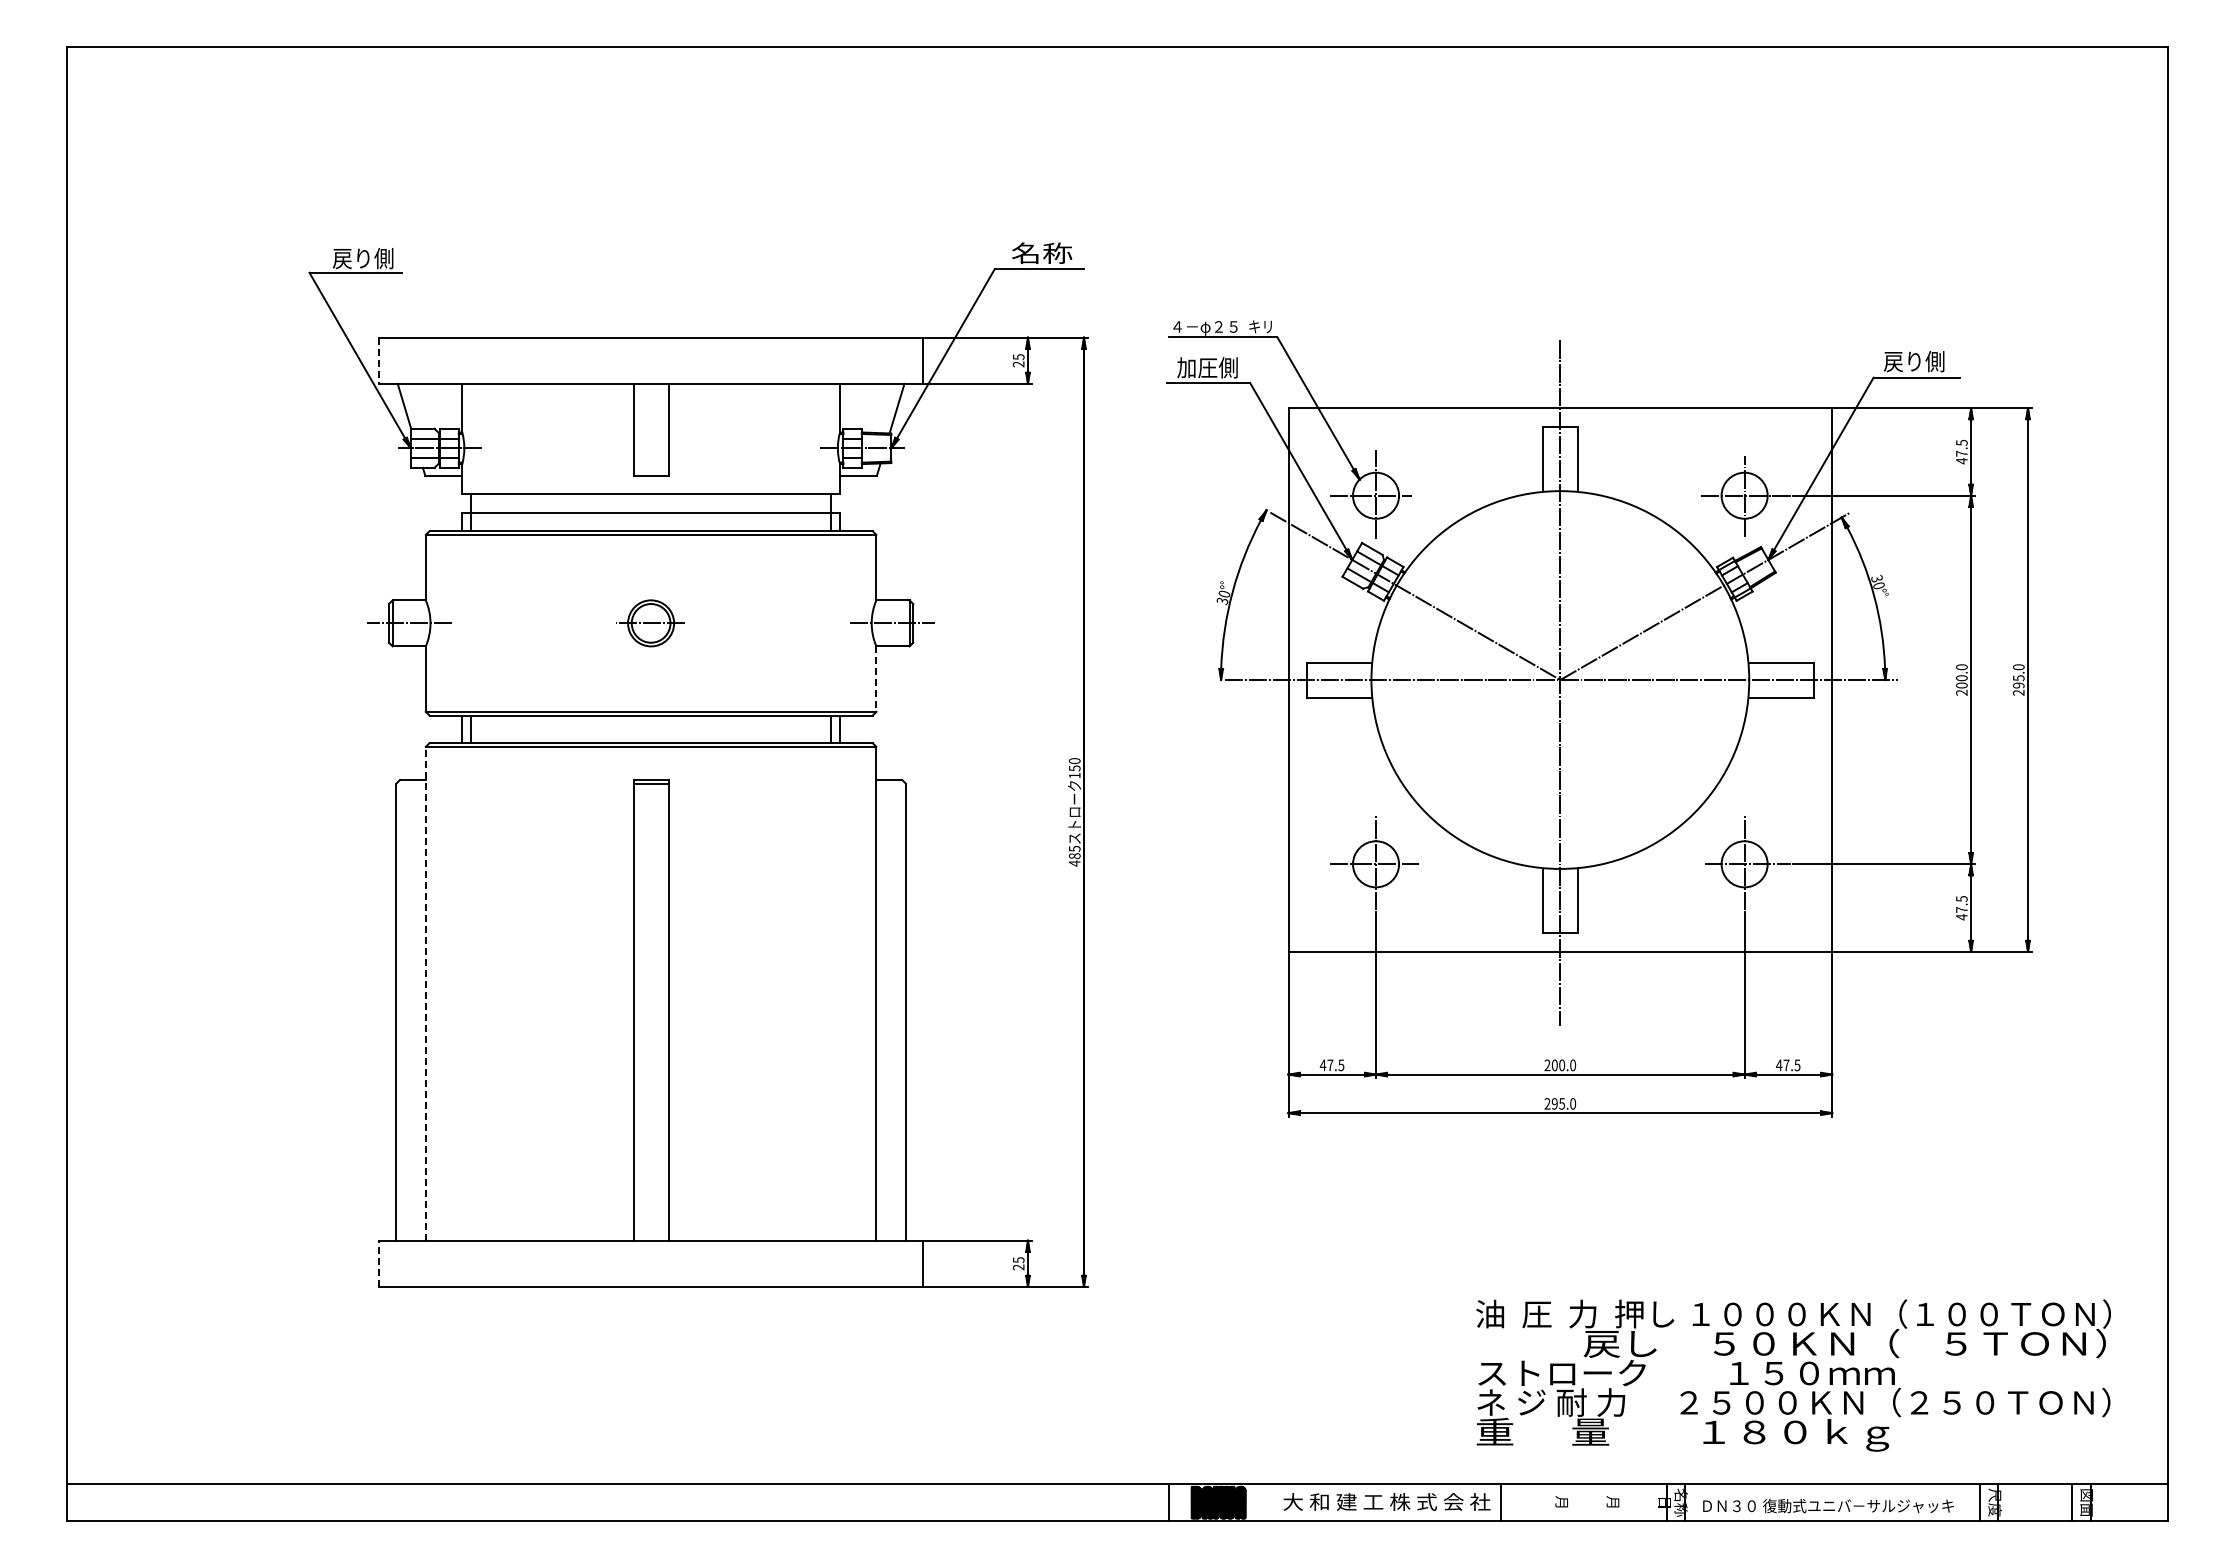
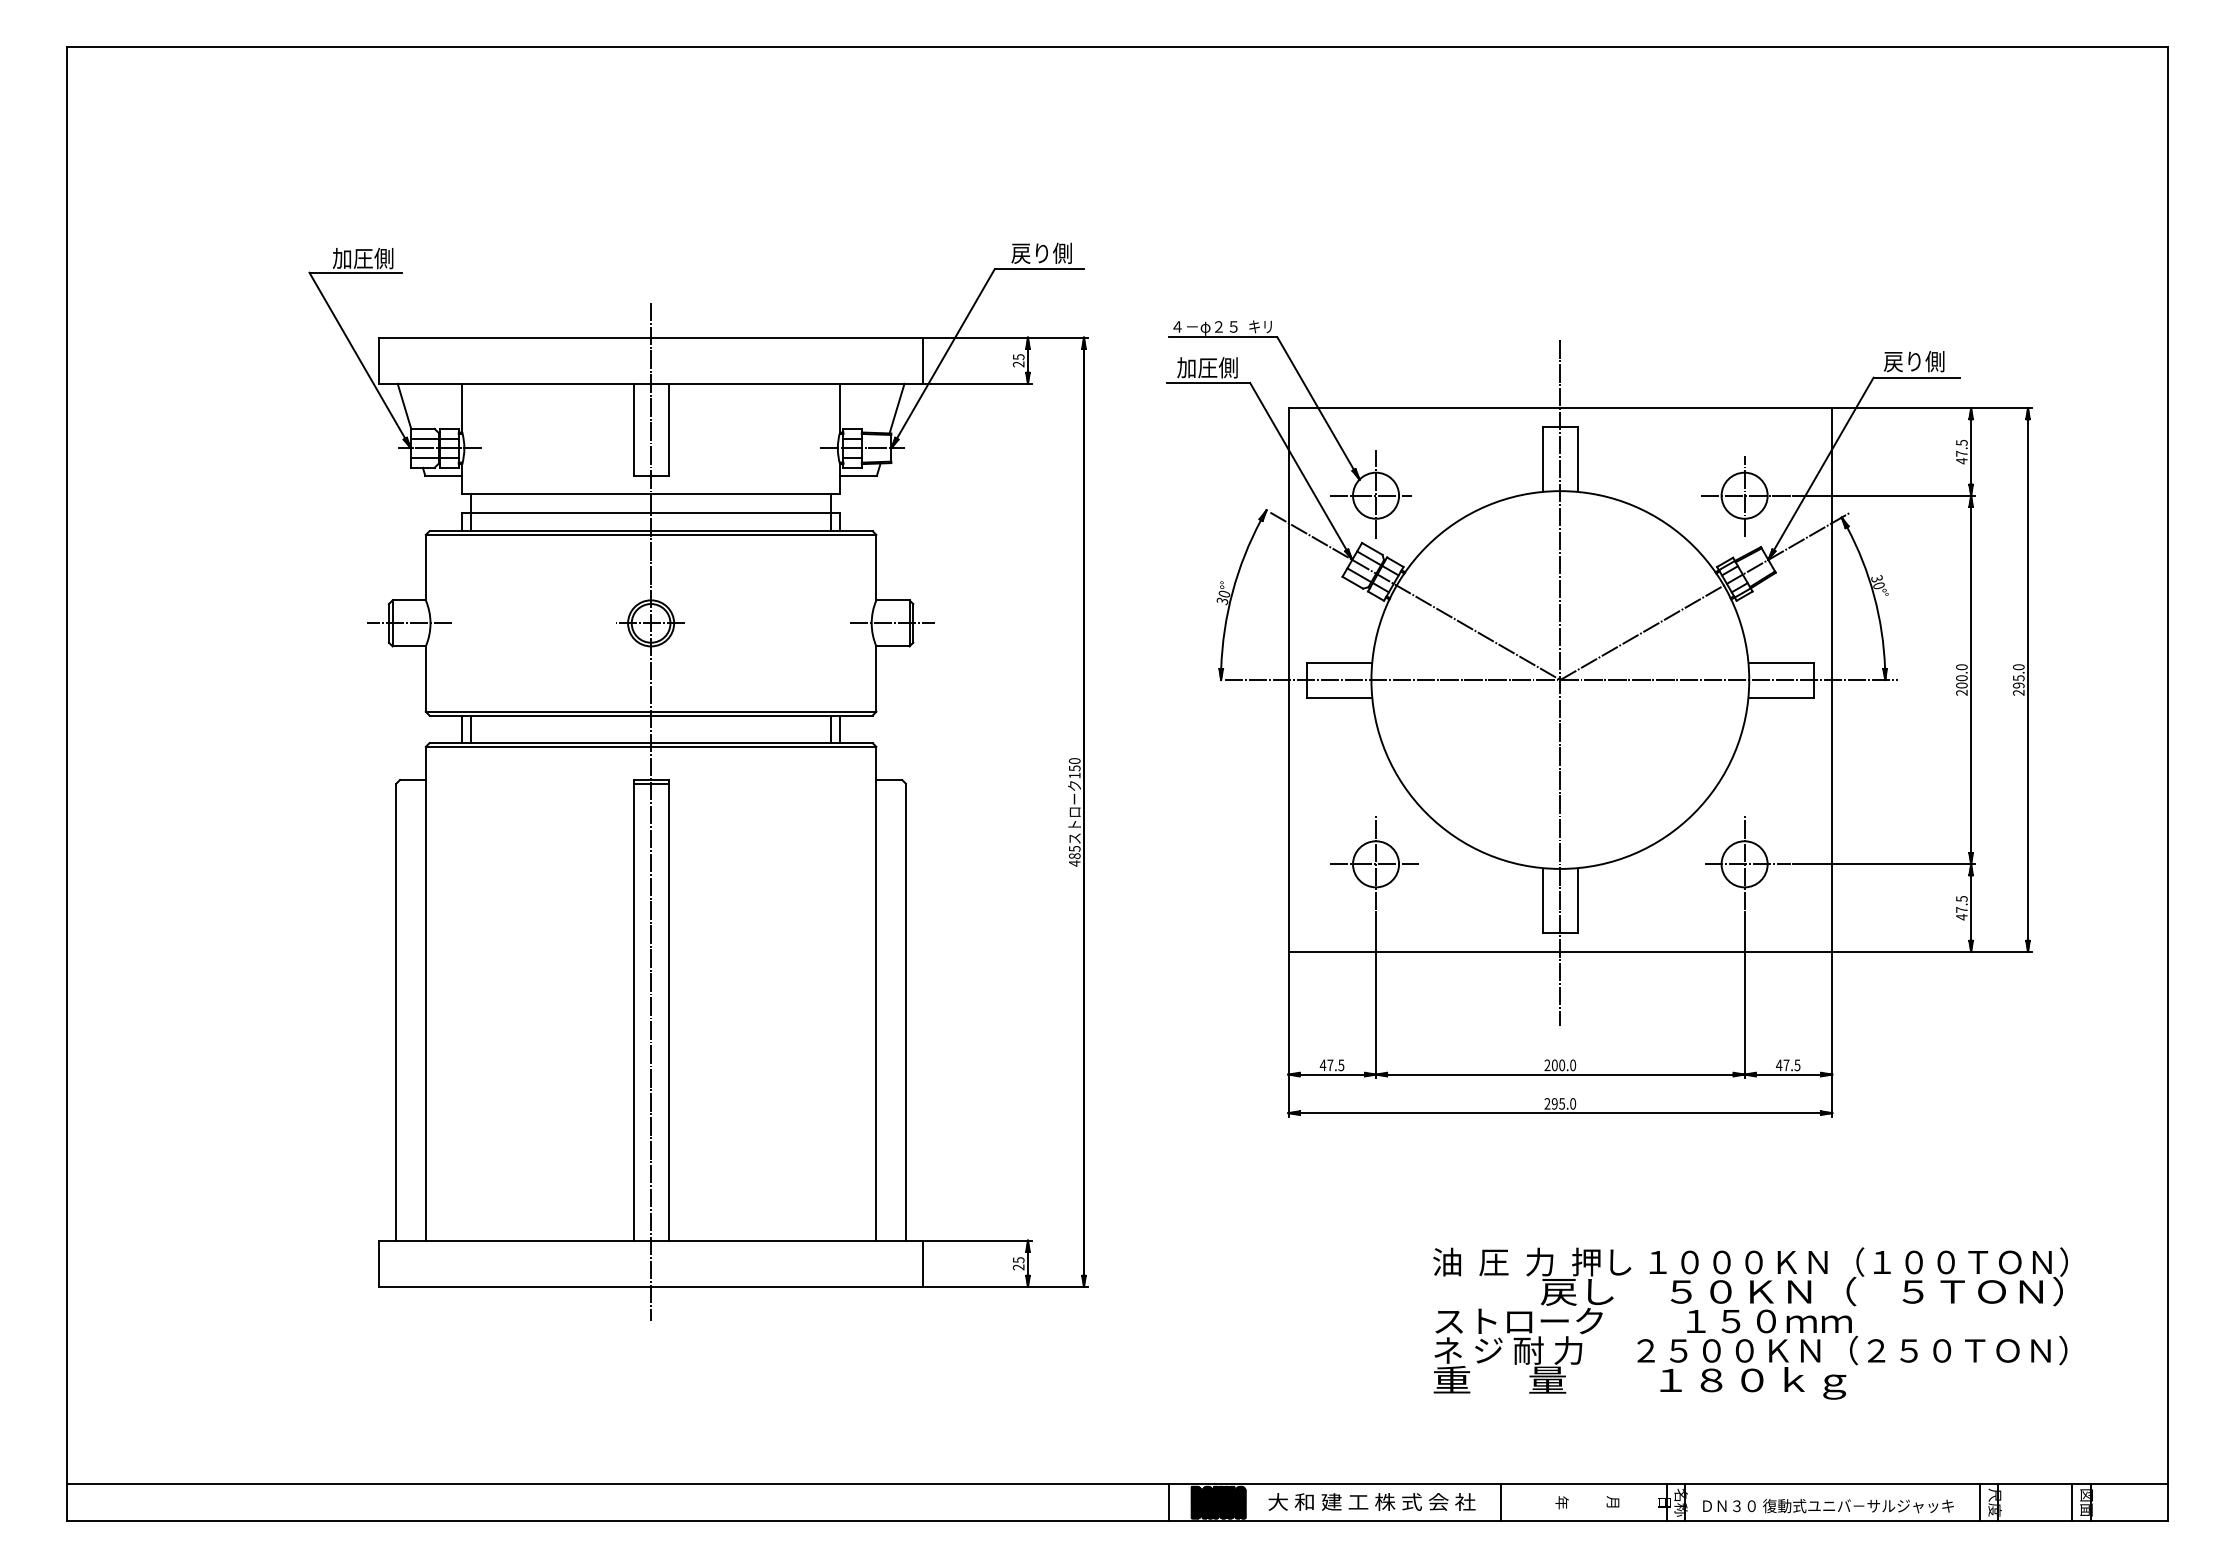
text: 名称 -> 戻り側 (1041, 253)
text: 戻り側 -> 加圧側 (352, 258)
line: dashed -> solid (379, 361)
line: dashed -> solid (876, 679)
line: none -> present (651, 811)
line: dashed -> solid (425, 993)
line: dashed -> solid (379, 1263)
text position: (1793, 1375) -> (1750, 1323) (1750, 1323)
text position: (1386, 1501) -> (1371, 1501) (1371, 1501)
text: 月 -> 年 (1561, 1502)
